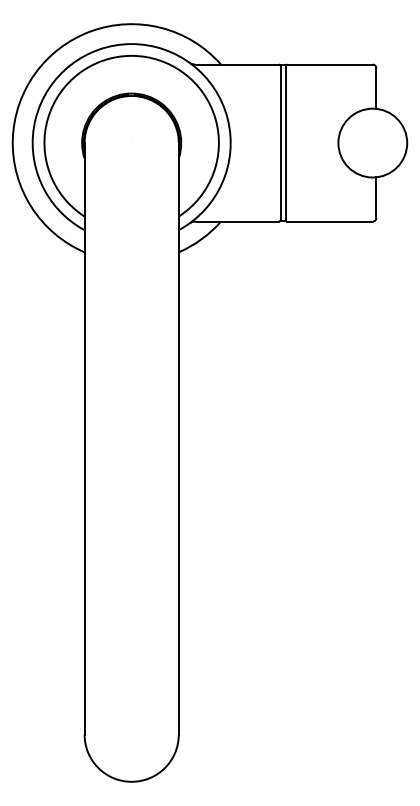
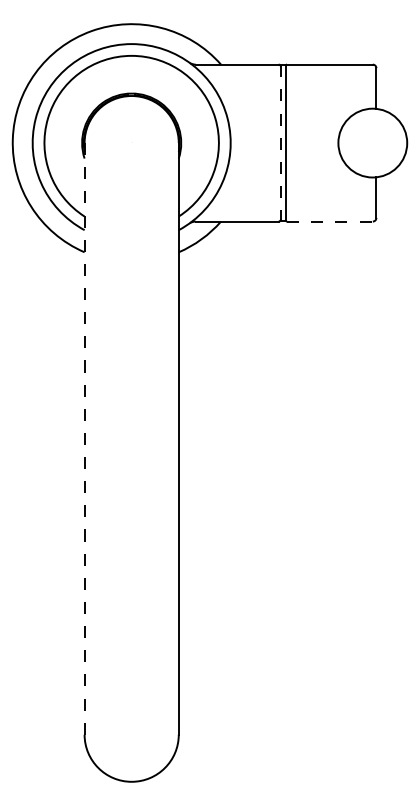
line: solid -> dashed (281, 143)
line: solid -> dashed (329, 221)
line: solid -> dashed (84, 438)
